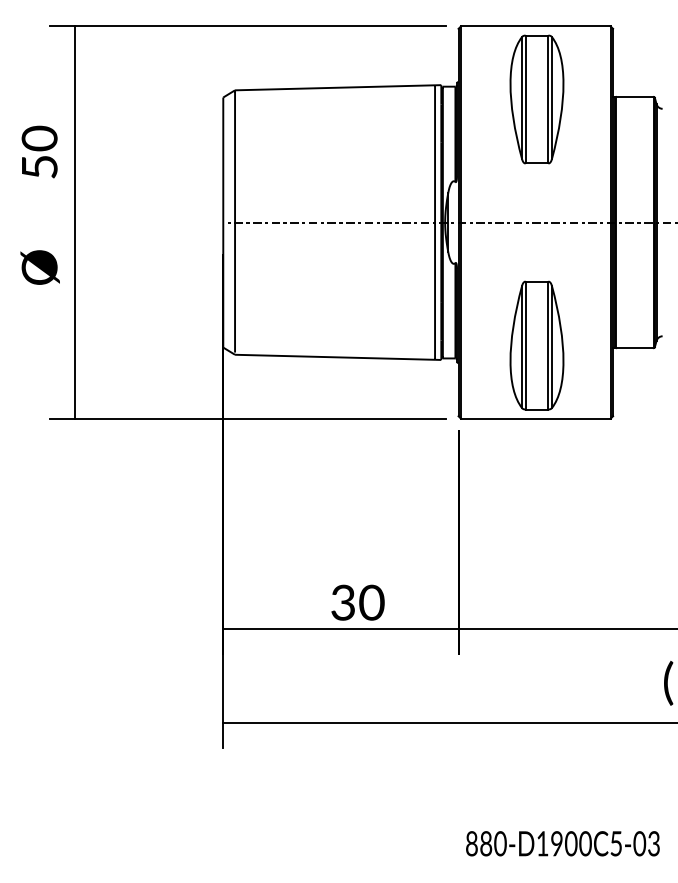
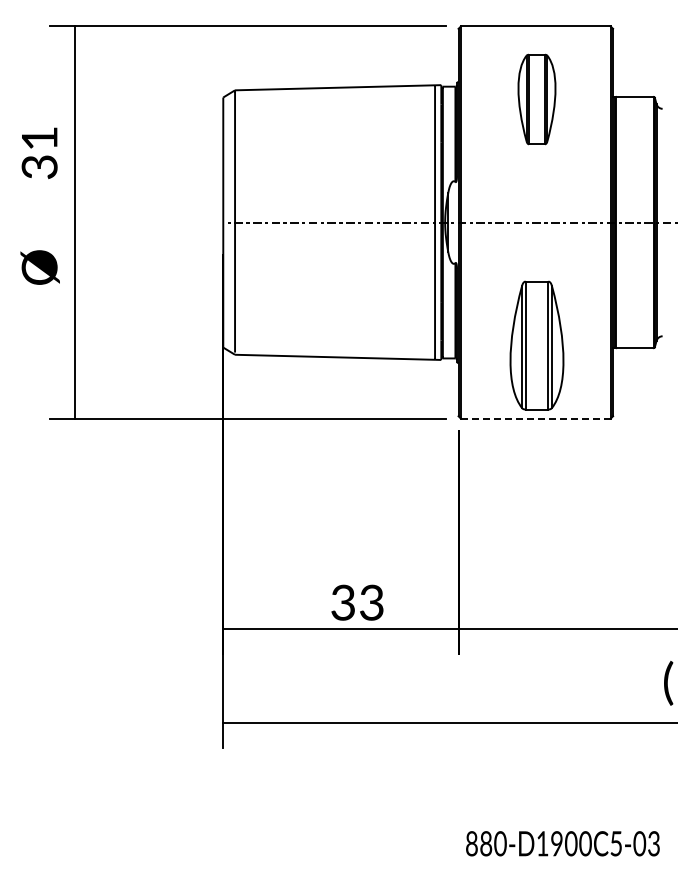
part size: 56x131 px -> 40x93 px (536, 99)
text: 50 -> 31 (39, 152)
line: solid -> dashed (535, 418)
text: 30 -> 33 (371, 602)
